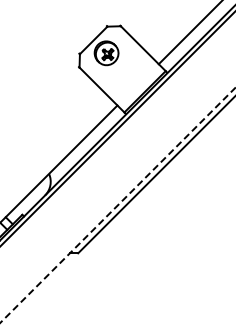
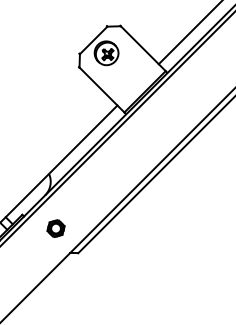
line: dashed -> solid (118, 204)
part: none -> present (55, 228)
